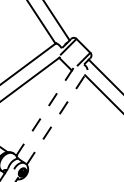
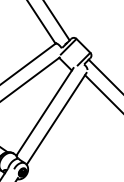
line: dashed -> solid (44, 112)
line: dashed -> solid (56, 118)
